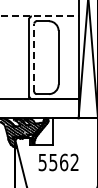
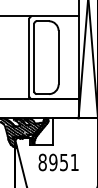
line: dashed -> solid (39, 16)
line: dashed -> solid (34, 57)
text: 5562 -> 8951 (58, 162)
